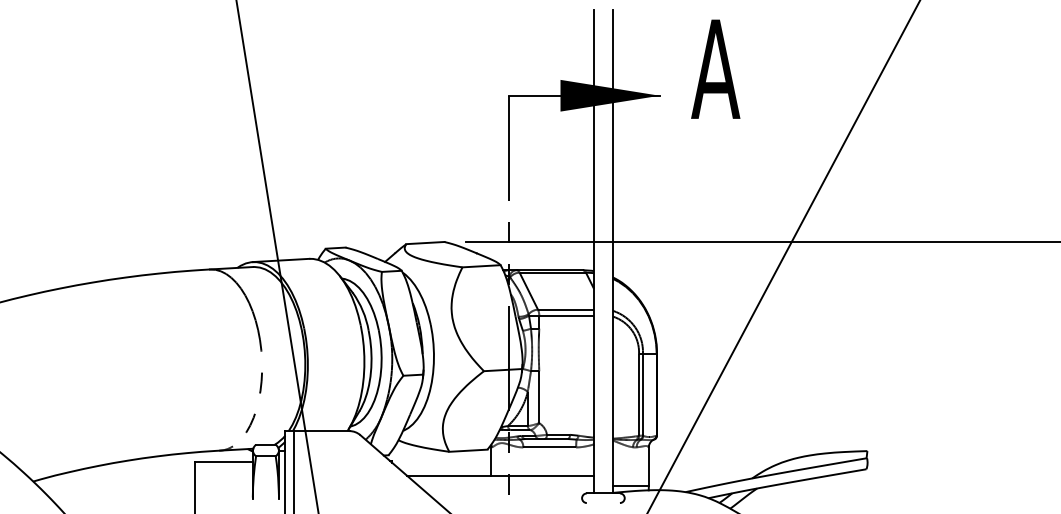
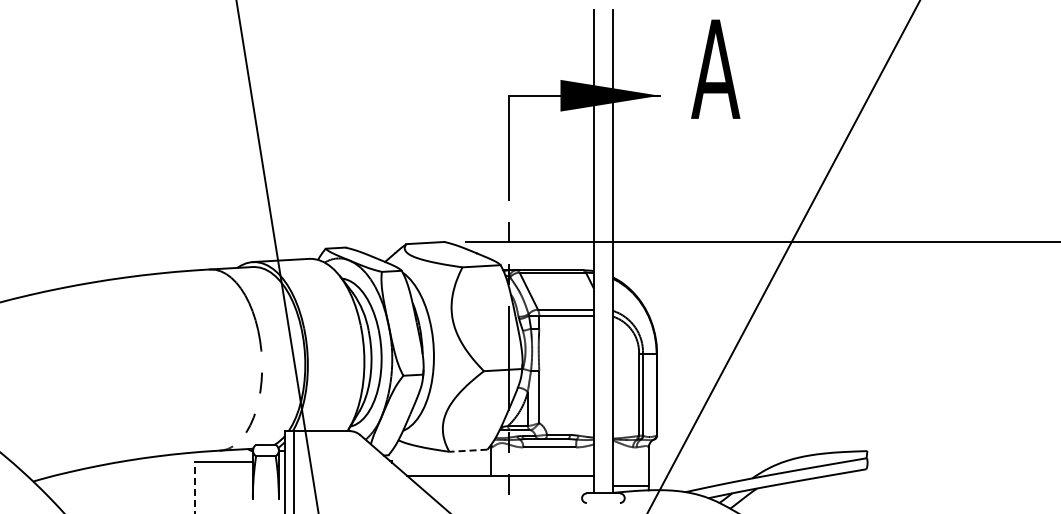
line: solid -> dashed (467, 450)
line: solid -> dashed (195, 487)
